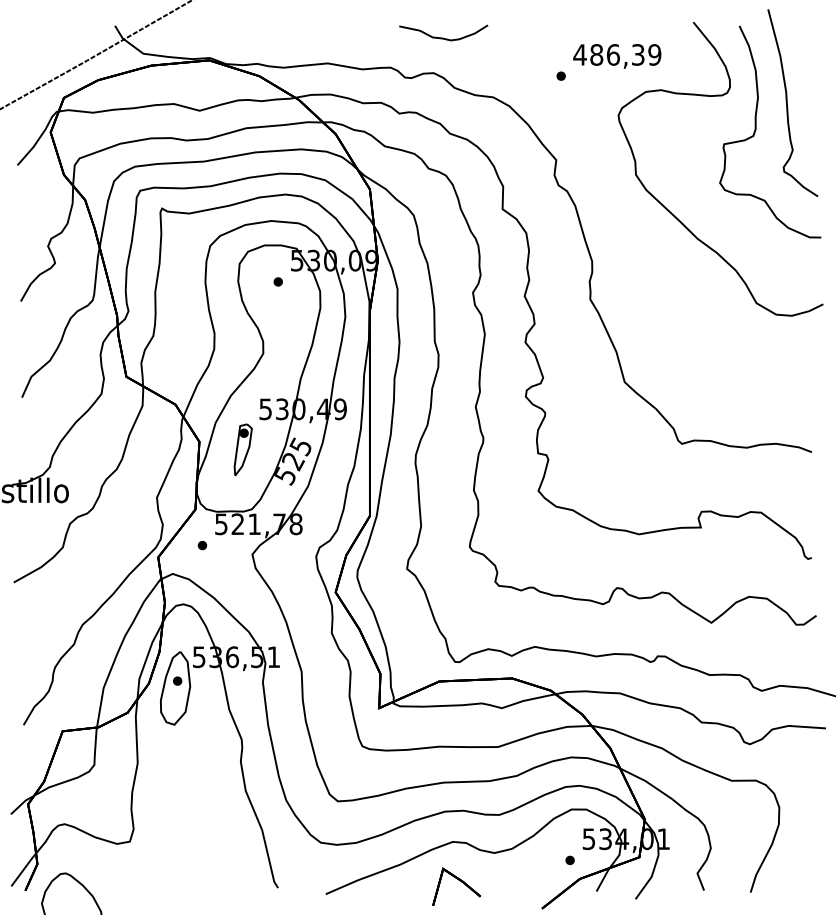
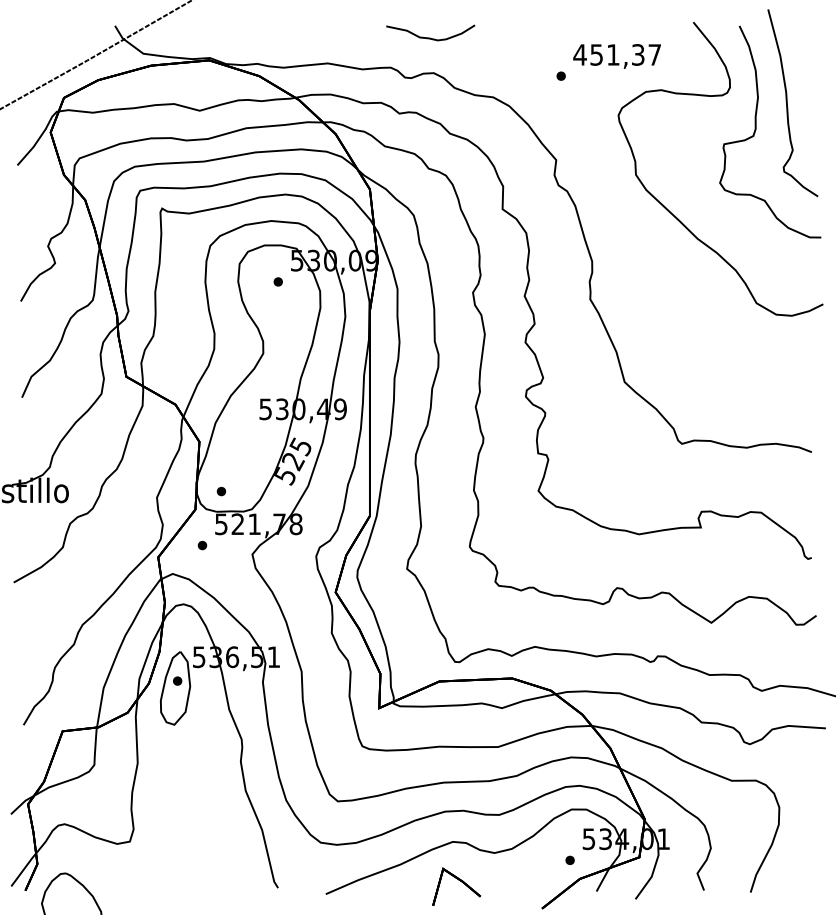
curve position: (443, 37) -> (430, 37) (430, 37)
text: 486,39 -> 451,37 (625, 54)
part: present -> none (242, 449)
part: none -> present (221, 491)
